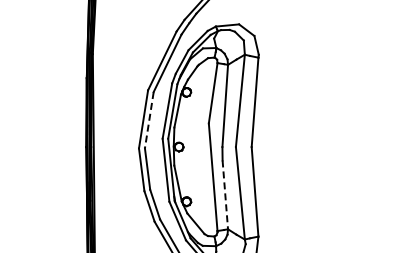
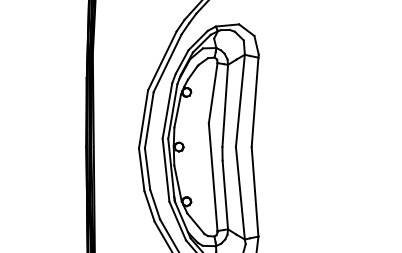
line: dashed -> solid (149, 120)
line: dashed -> solid (225, 194)
